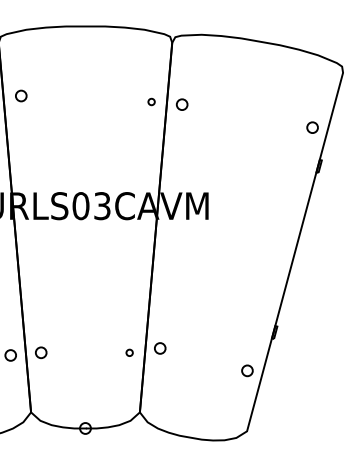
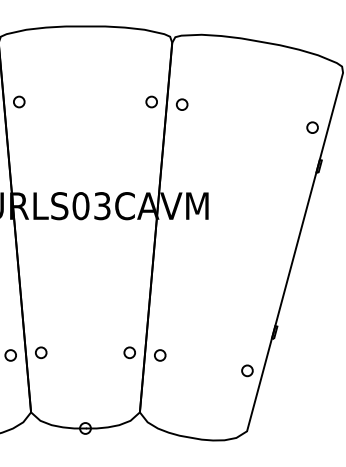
circle position: (21, 95) -> (19, 101) (19, 101)
circle size: 9x10 px -> 13x14 px (151, 101)
circle position: (160, 348) -> (160, 355) (160, 355)
circle size: 9x9 px -> 13x14 px (129, 352)
